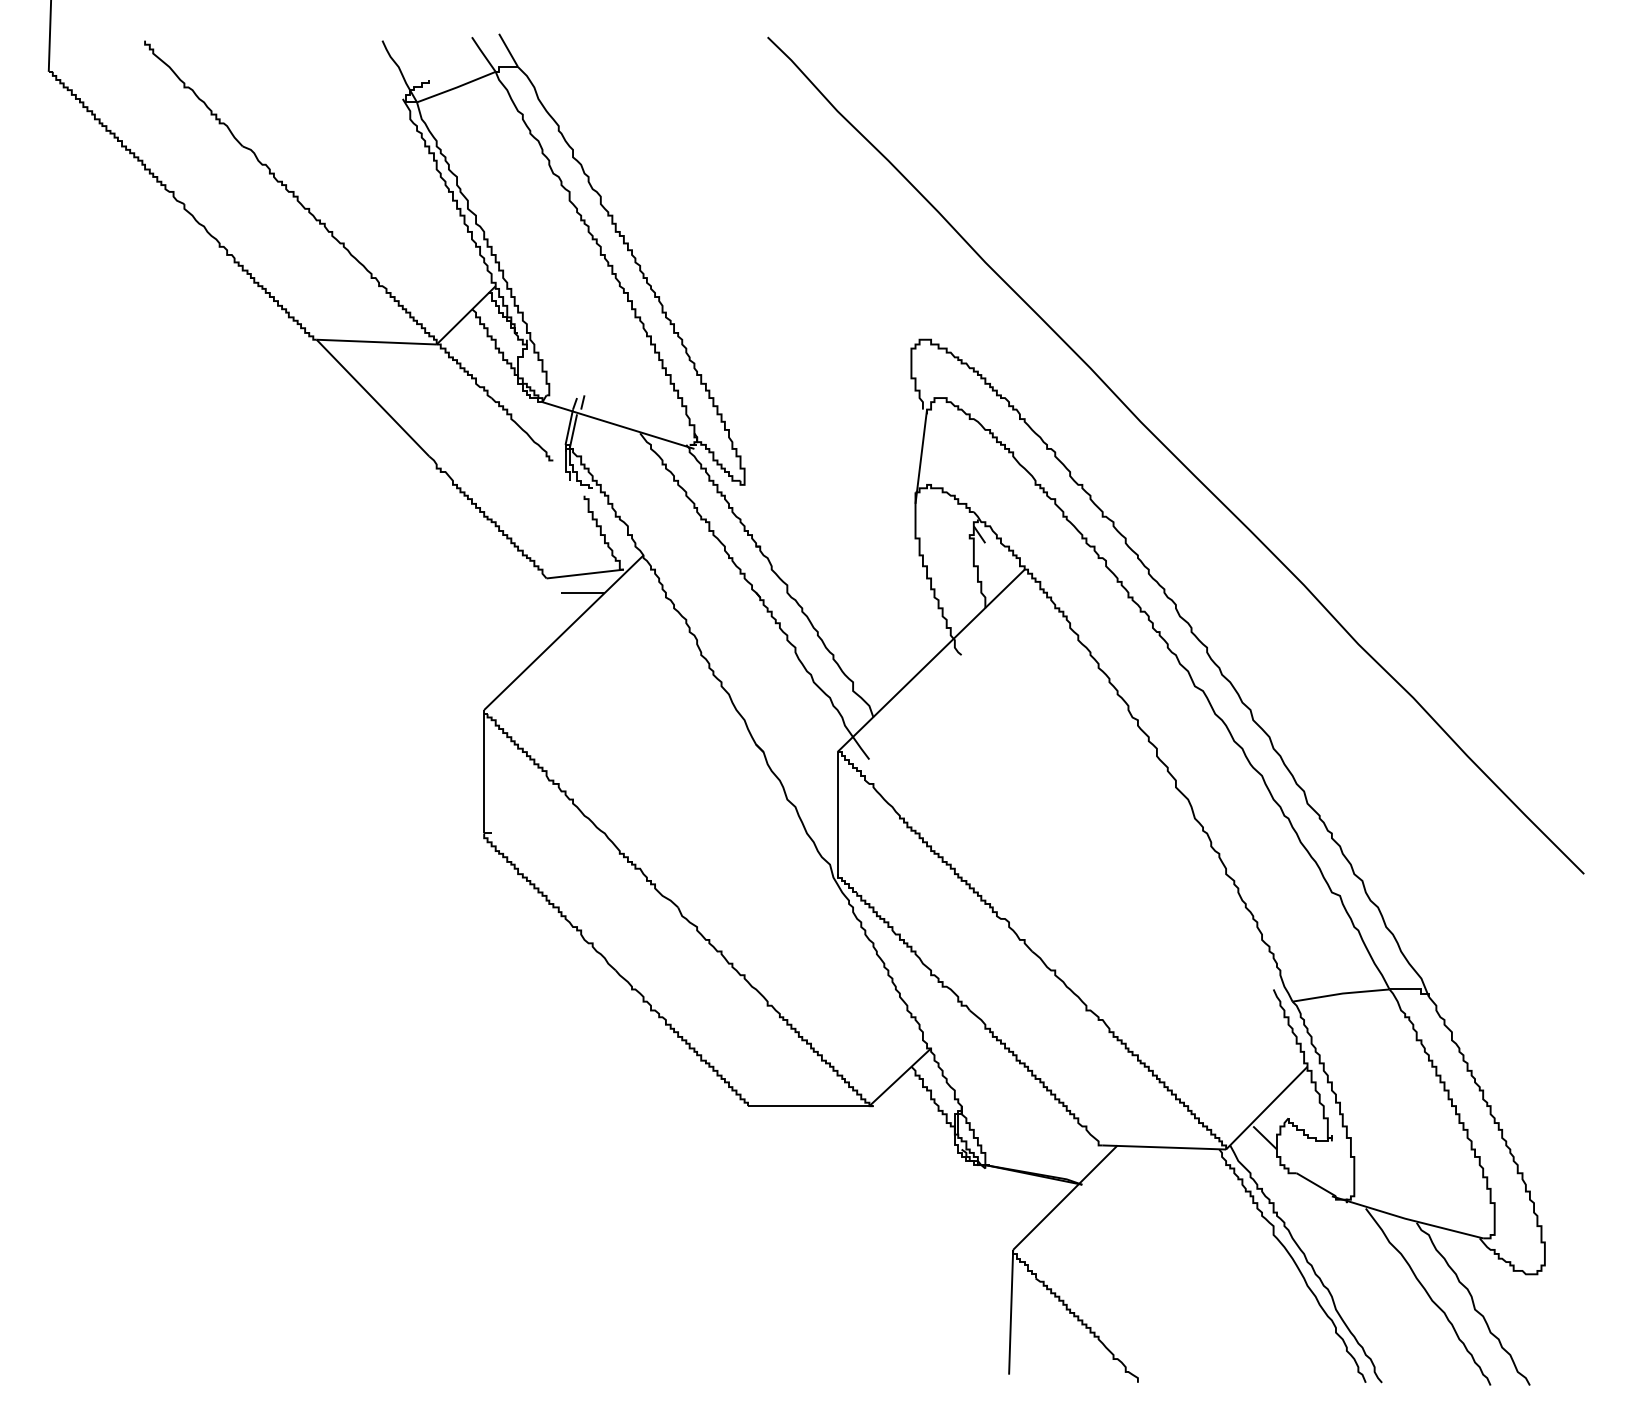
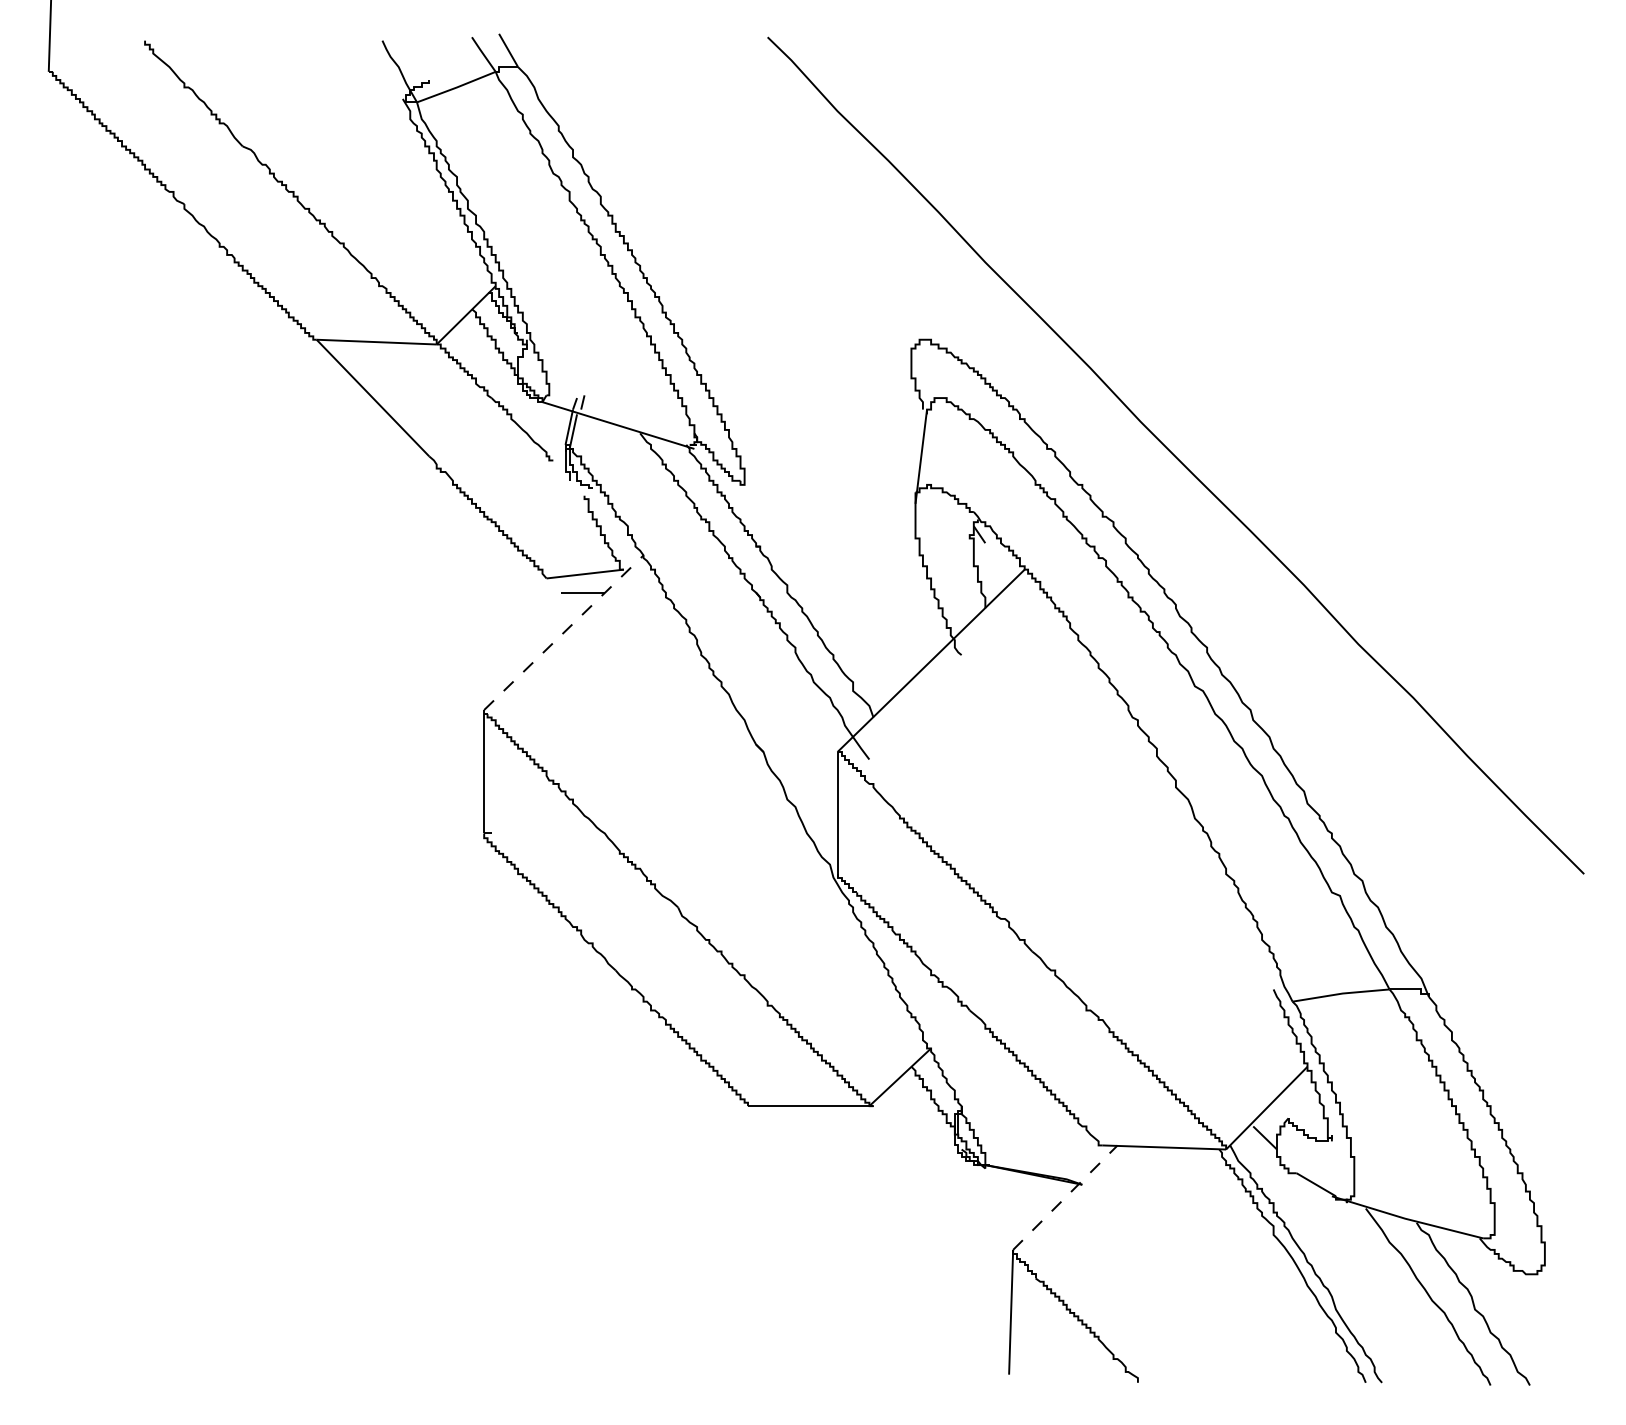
line: solid -> dashed (564, 632)
line: solid -> dashed (1065, 1197)
